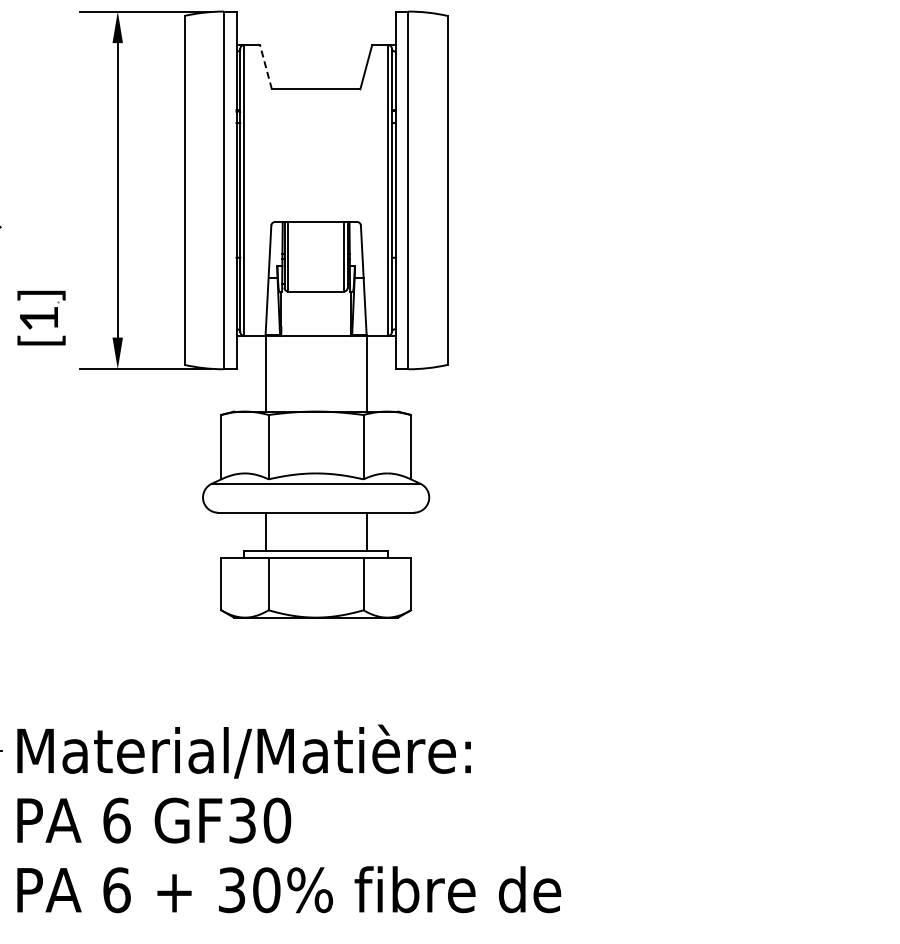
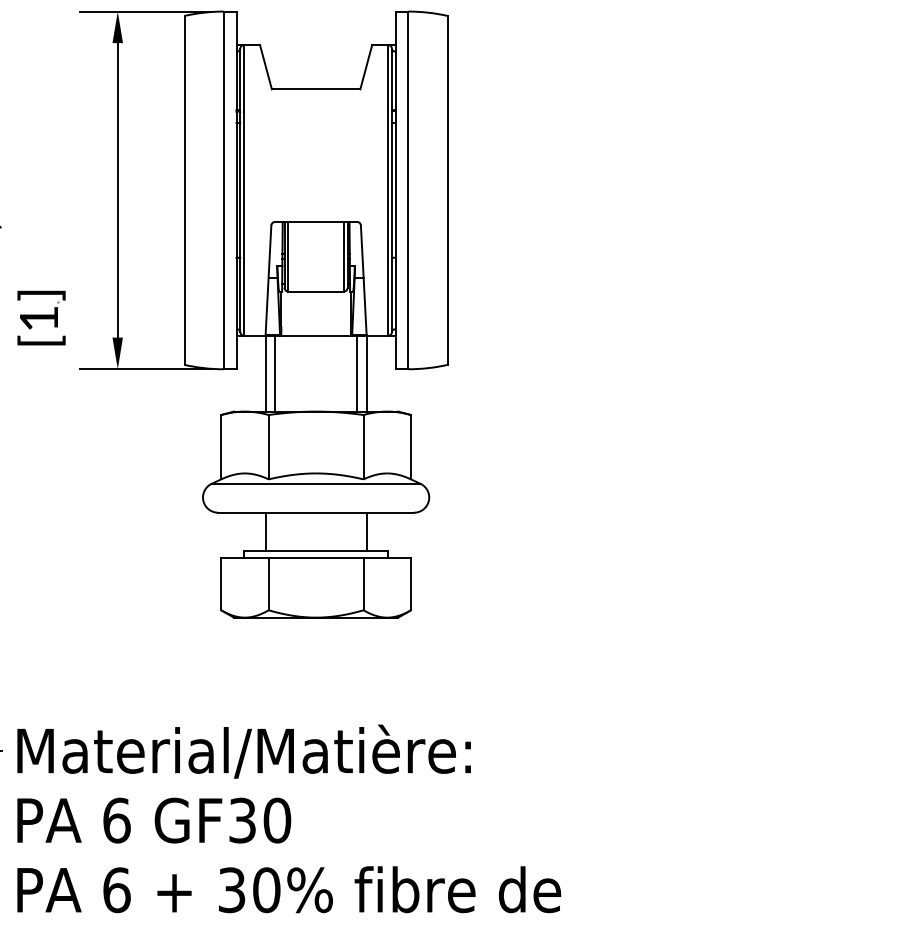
line: dashed -> solid (265, 67)
line: none -> present (274, 373)
line: none -> present (357, 373)
